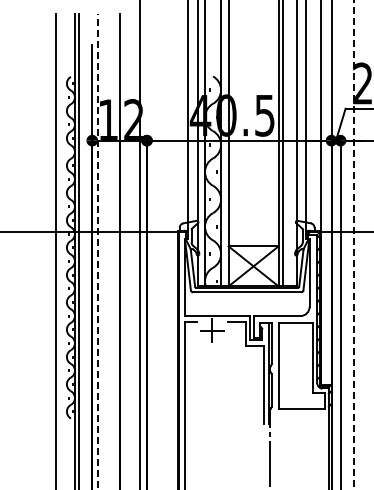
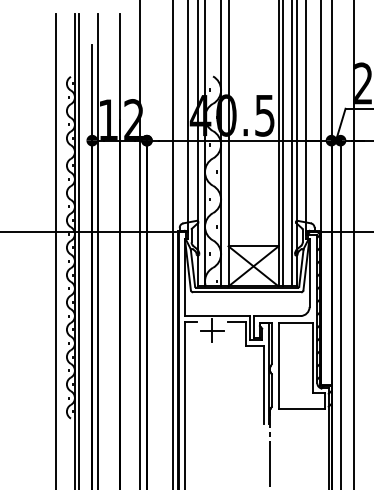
line: none -> present (292, 144)
line: none -> present (172, 244)
line: dashed -> solid (354, 245)
line: dashed -> solid (97, 251)
